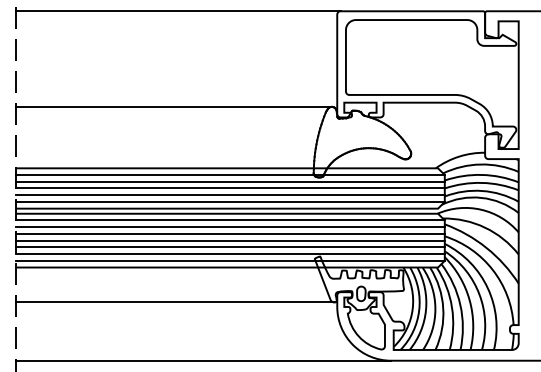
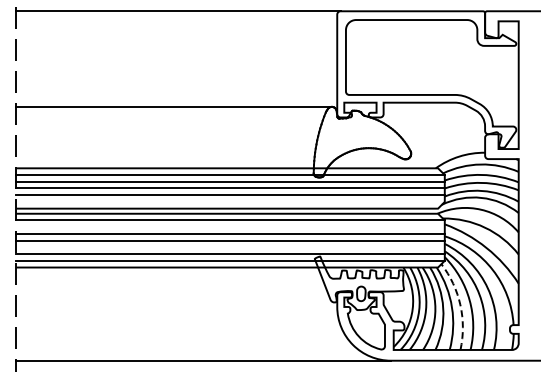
line: present -> none (230, 201)
line: present -> none (230, 227)
line: present -> none (230, 247)
line: present -> none (175, 302)
arc: solid -> dashed (460, 304)
